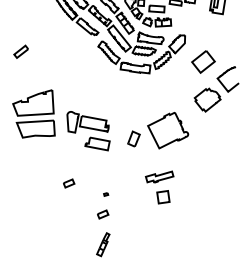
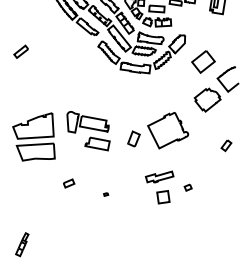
part position: (33, 113) -> (33, 136) (33, 136)
part: none -> present (226, 145)
part: none -> present (187, 187)
part: present -> none (103, 214)
part position: (103, 244) -> (22, 244) (22, 244)
